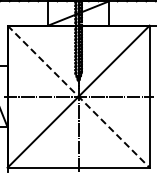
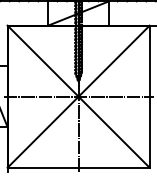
line: dashed -> solid (78, 97)
